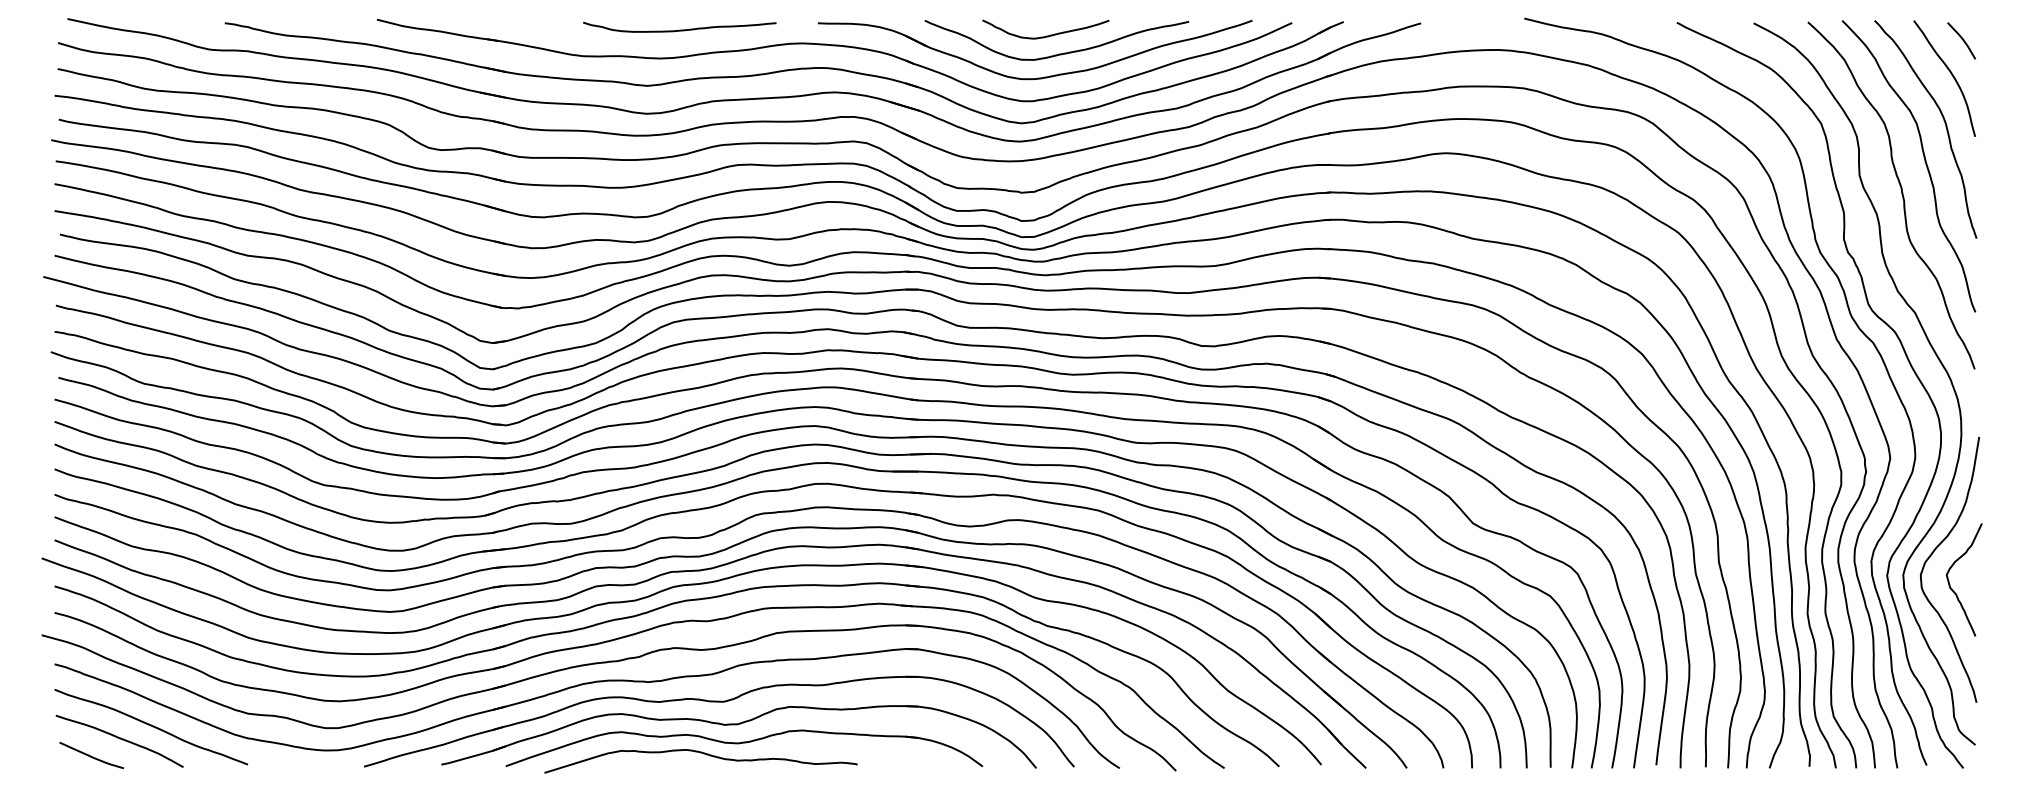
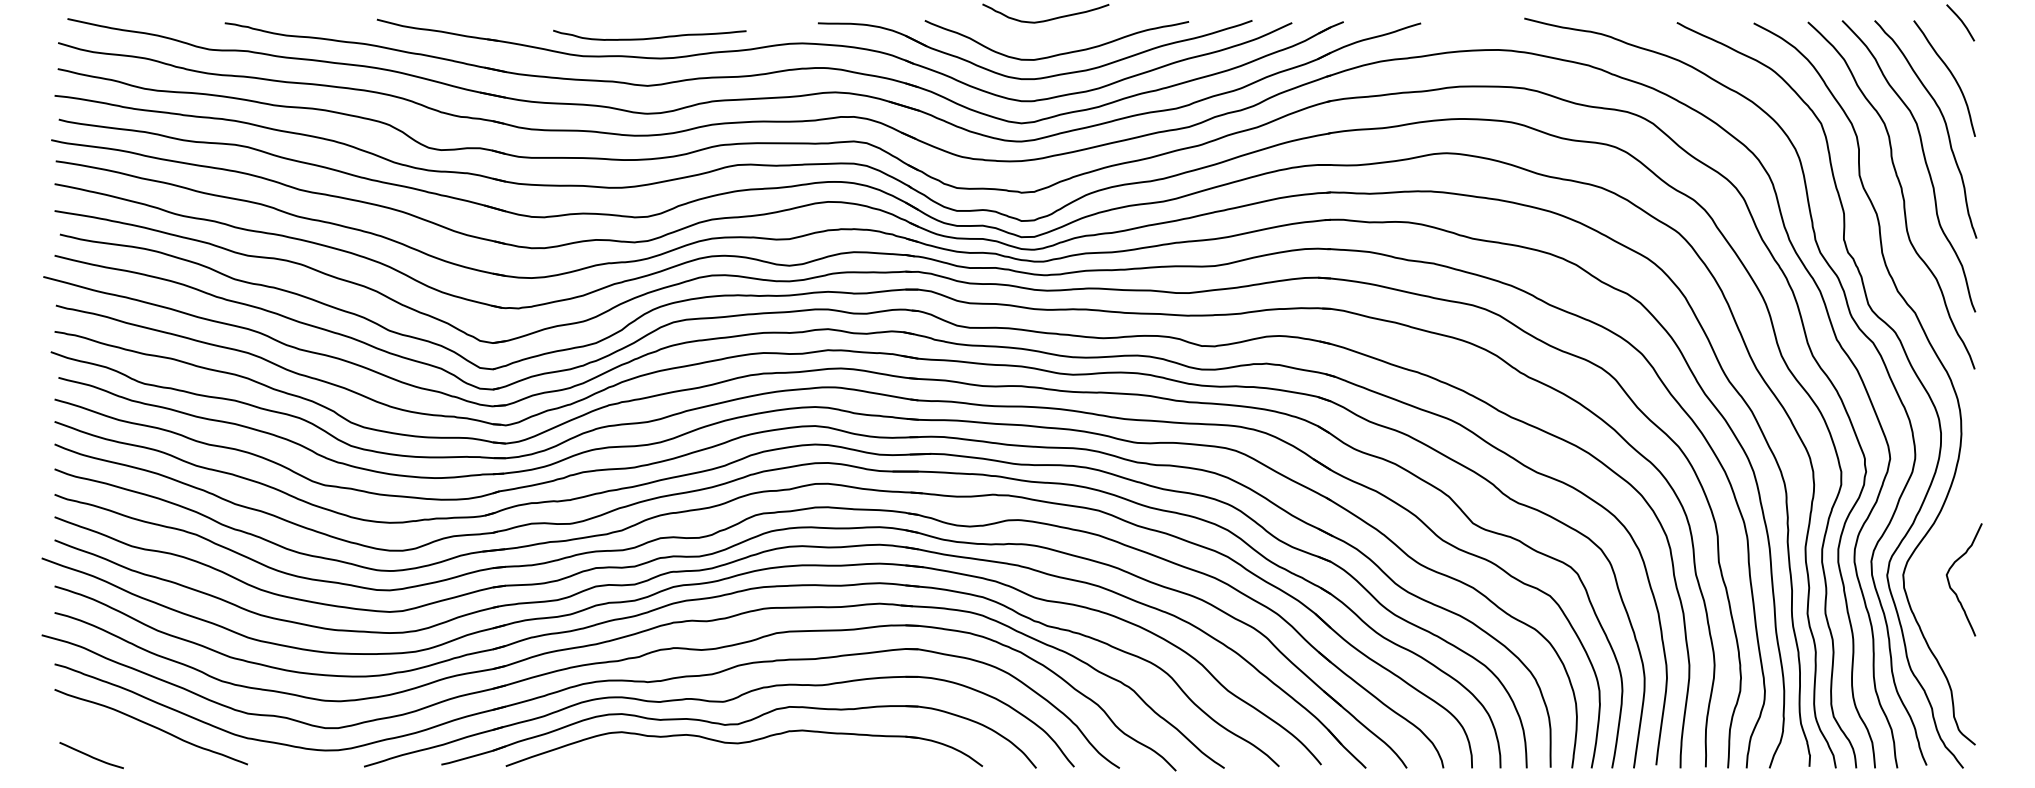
curve position: (679, 29) -> (649, 37) (649, 37)
curve position: (1046, 35) -> (1046, 19) (1046, 19)
line position: (1961, 39) -> (1960, 21) (1960, 21)
curve: present -> none (1931, 556)
curve: present -> none (119, 739)
curve: present -> none (703, 754)
